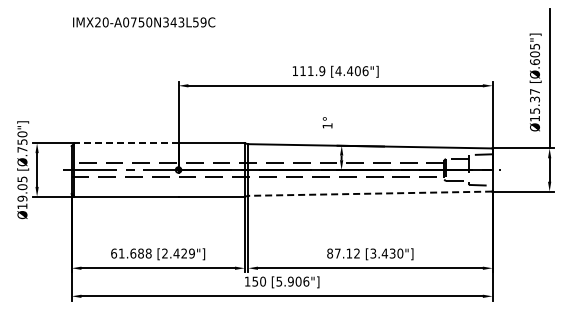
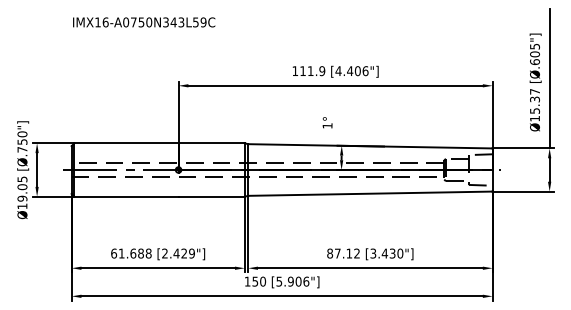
text: IMX20-A0750N343L59C -> IMX16-A0750N343L59C (101, 22)
line: dashed -> solid (126, 143)
line: dashed -> solid (369, 193)
